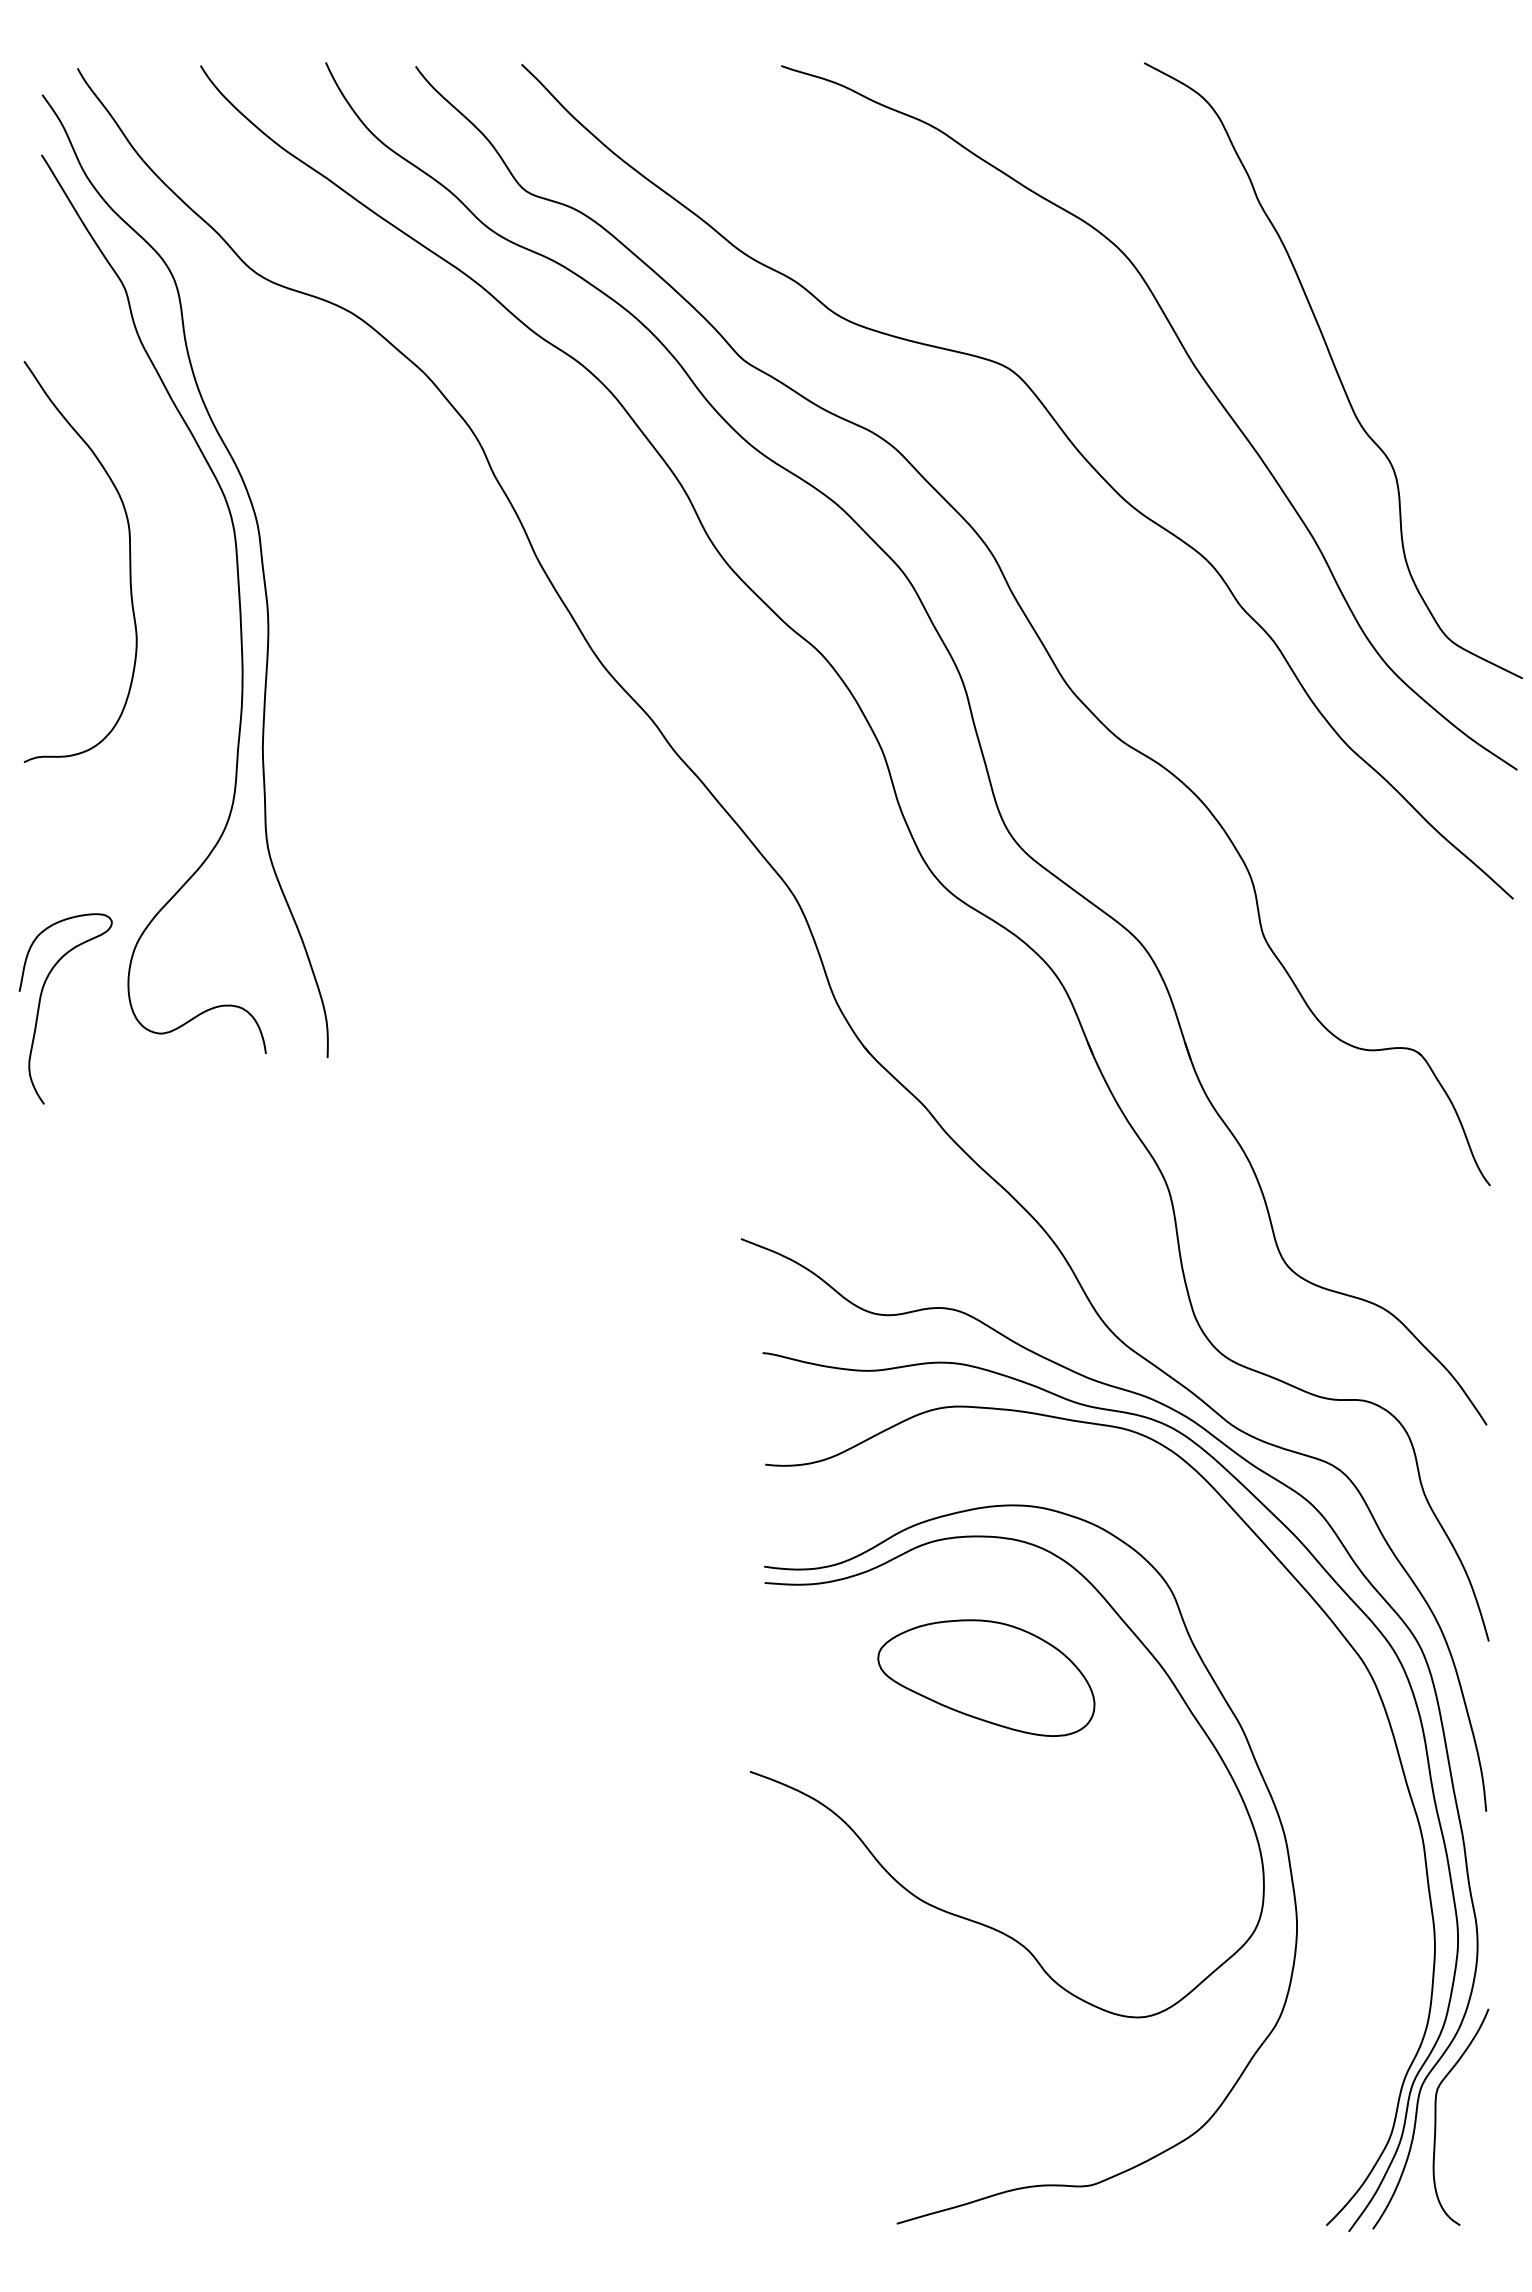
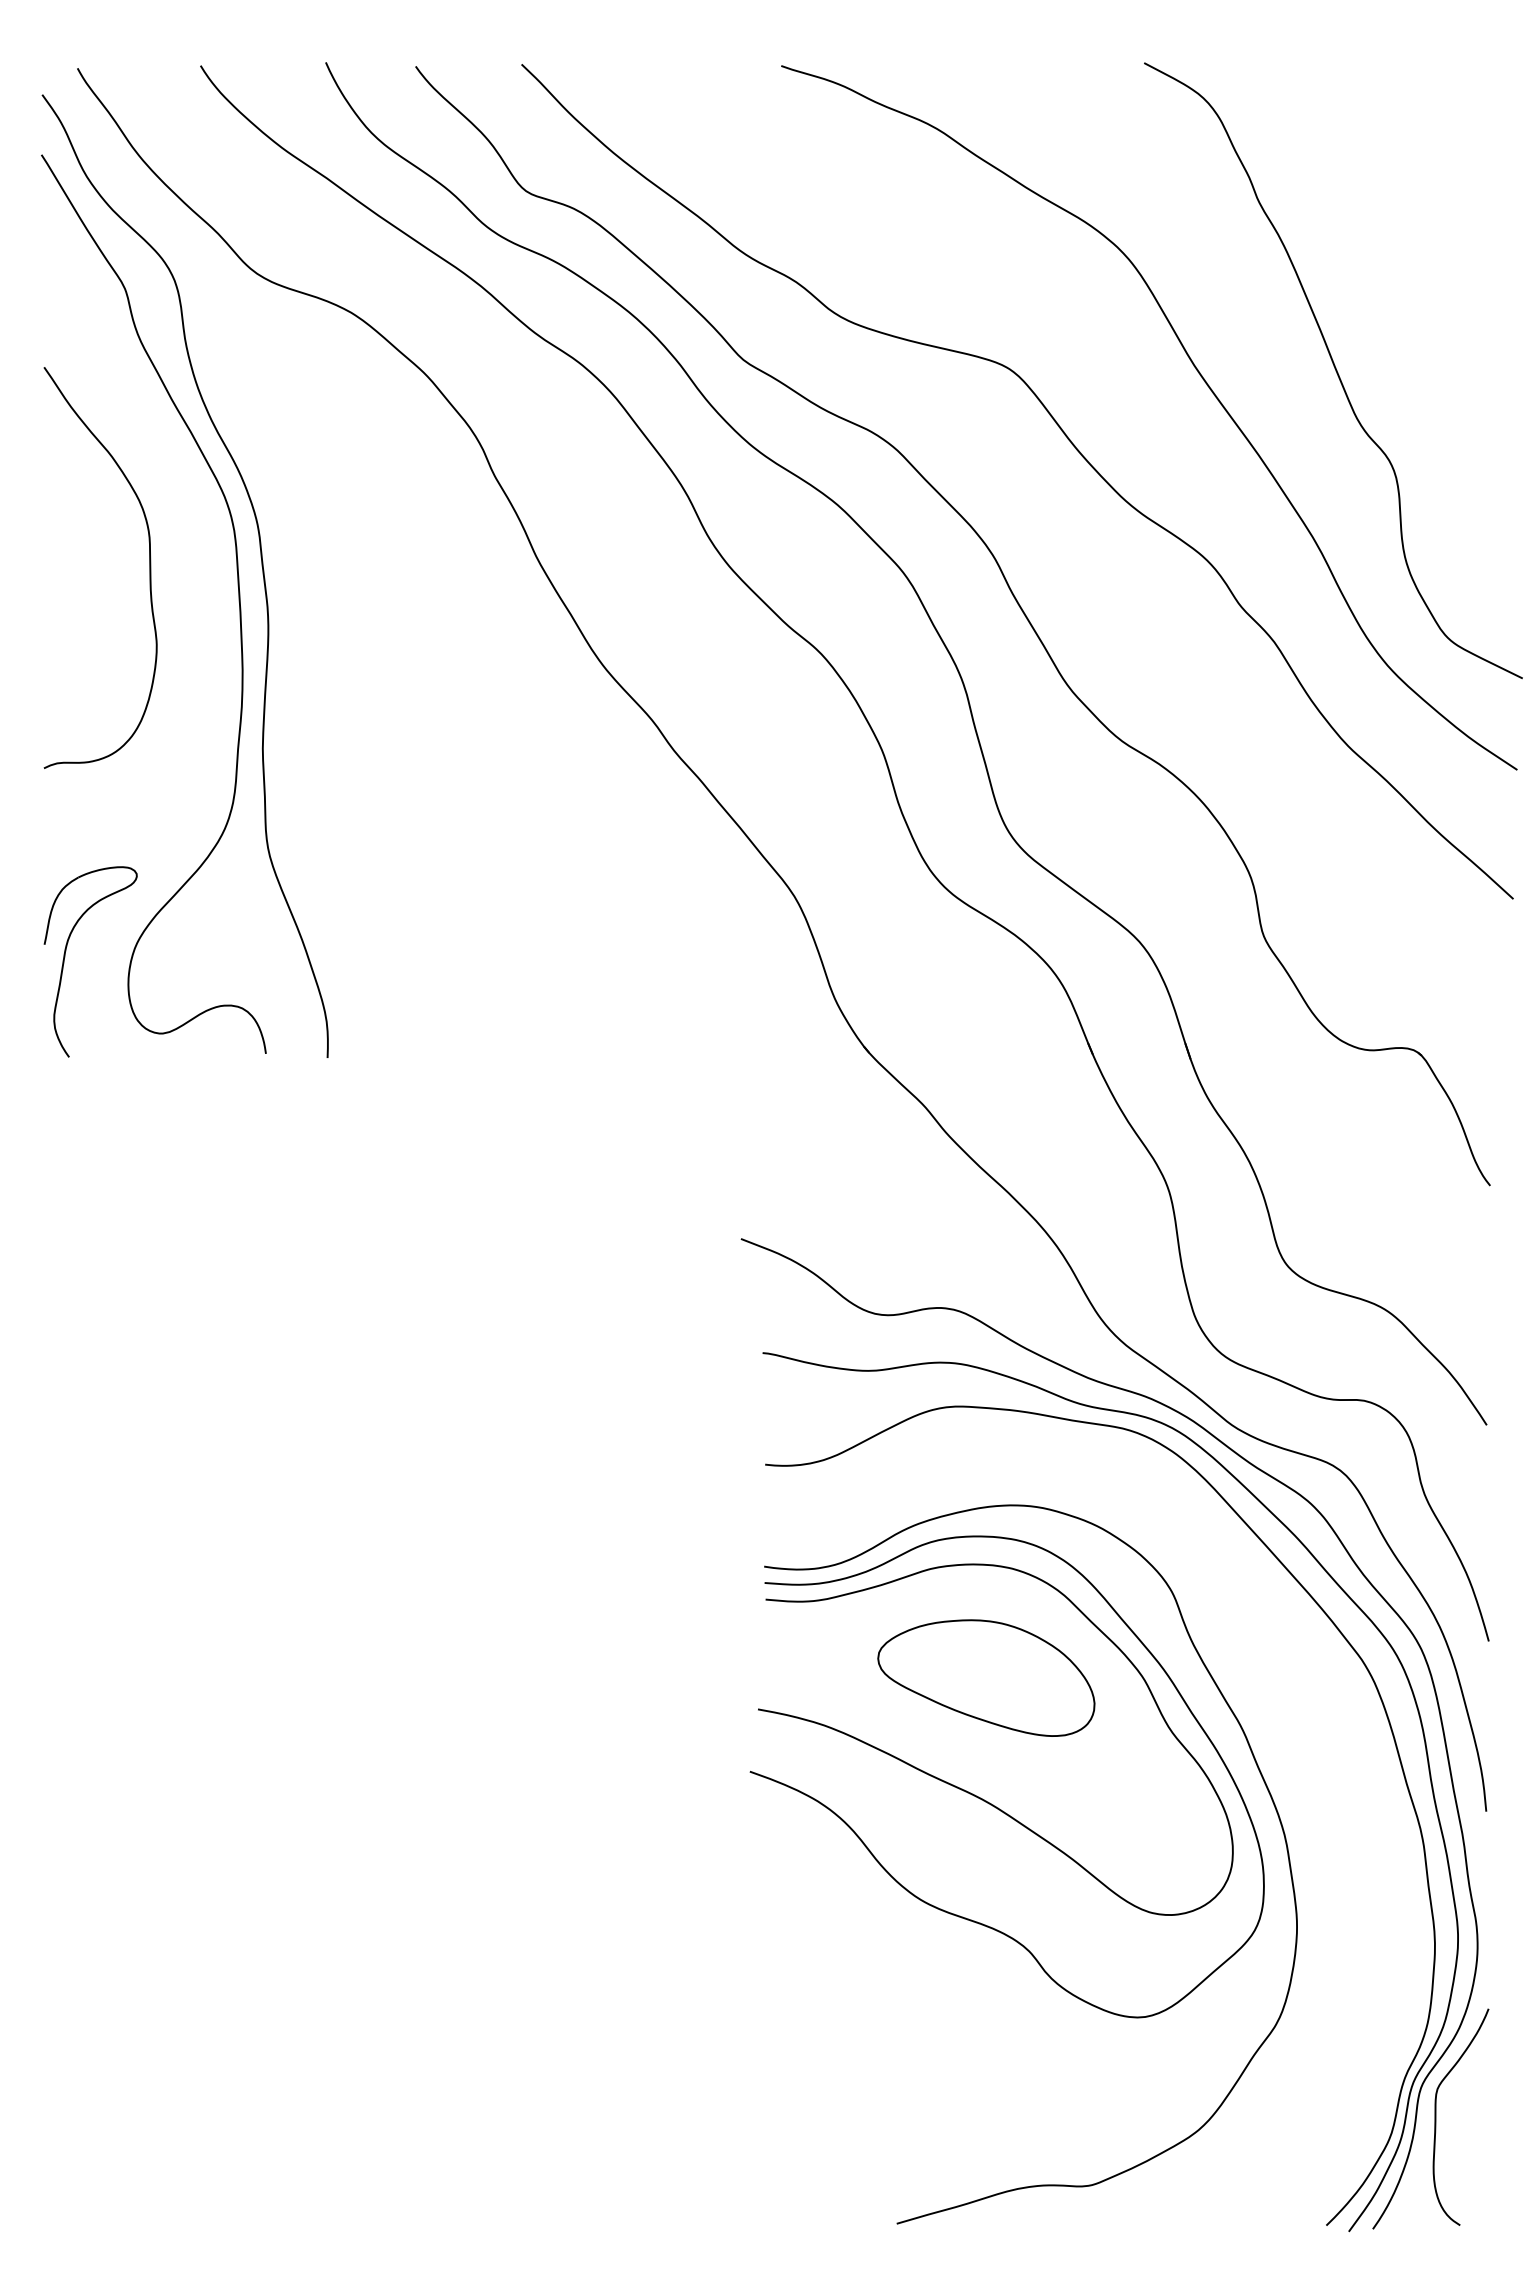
curve position: (129, 561) -> (149, 567) (149, 567)
part position: (40, 1004) -> (65, 957) (65, 957)
curve: none -> present (968, 1791)
